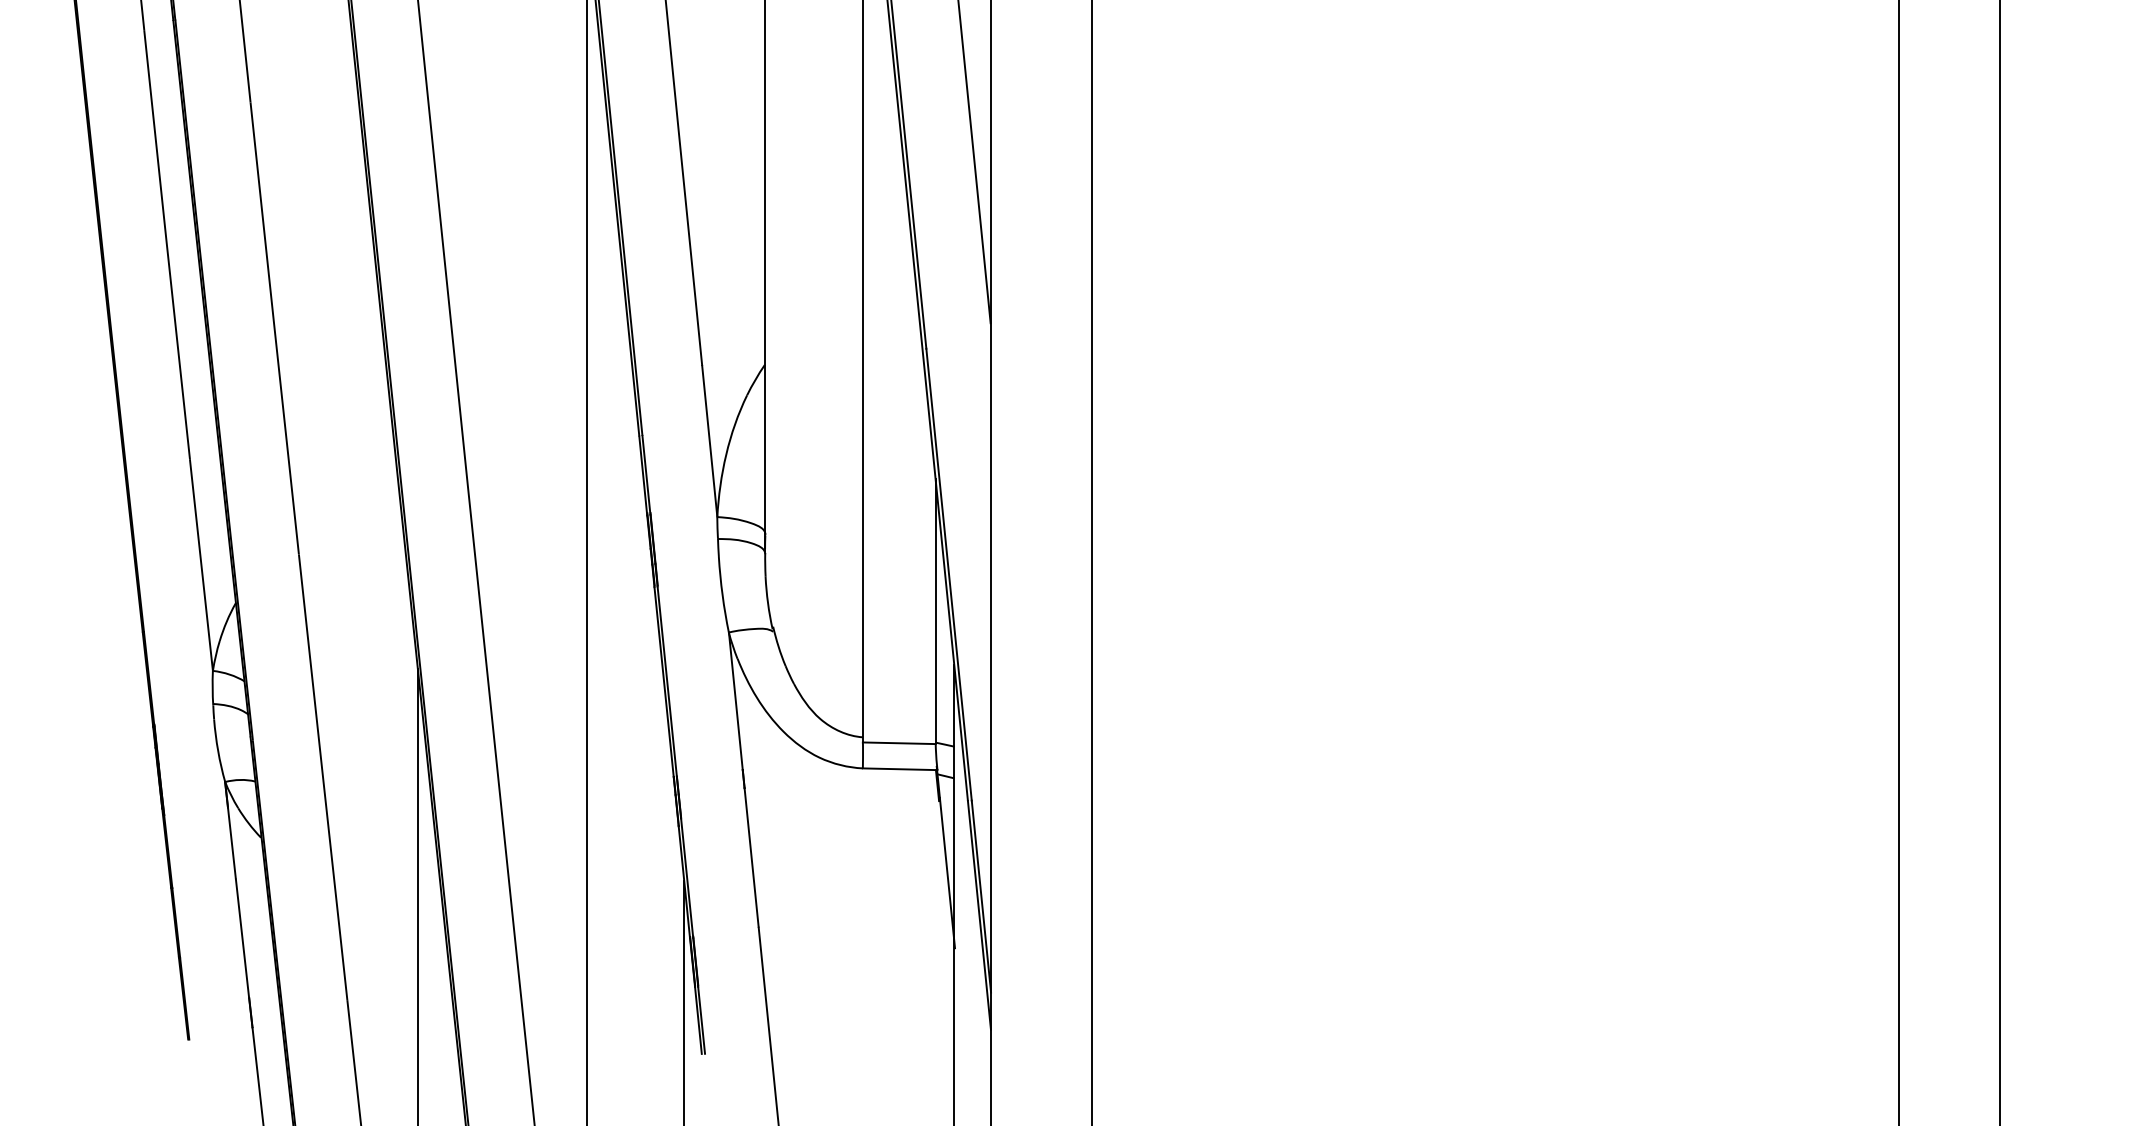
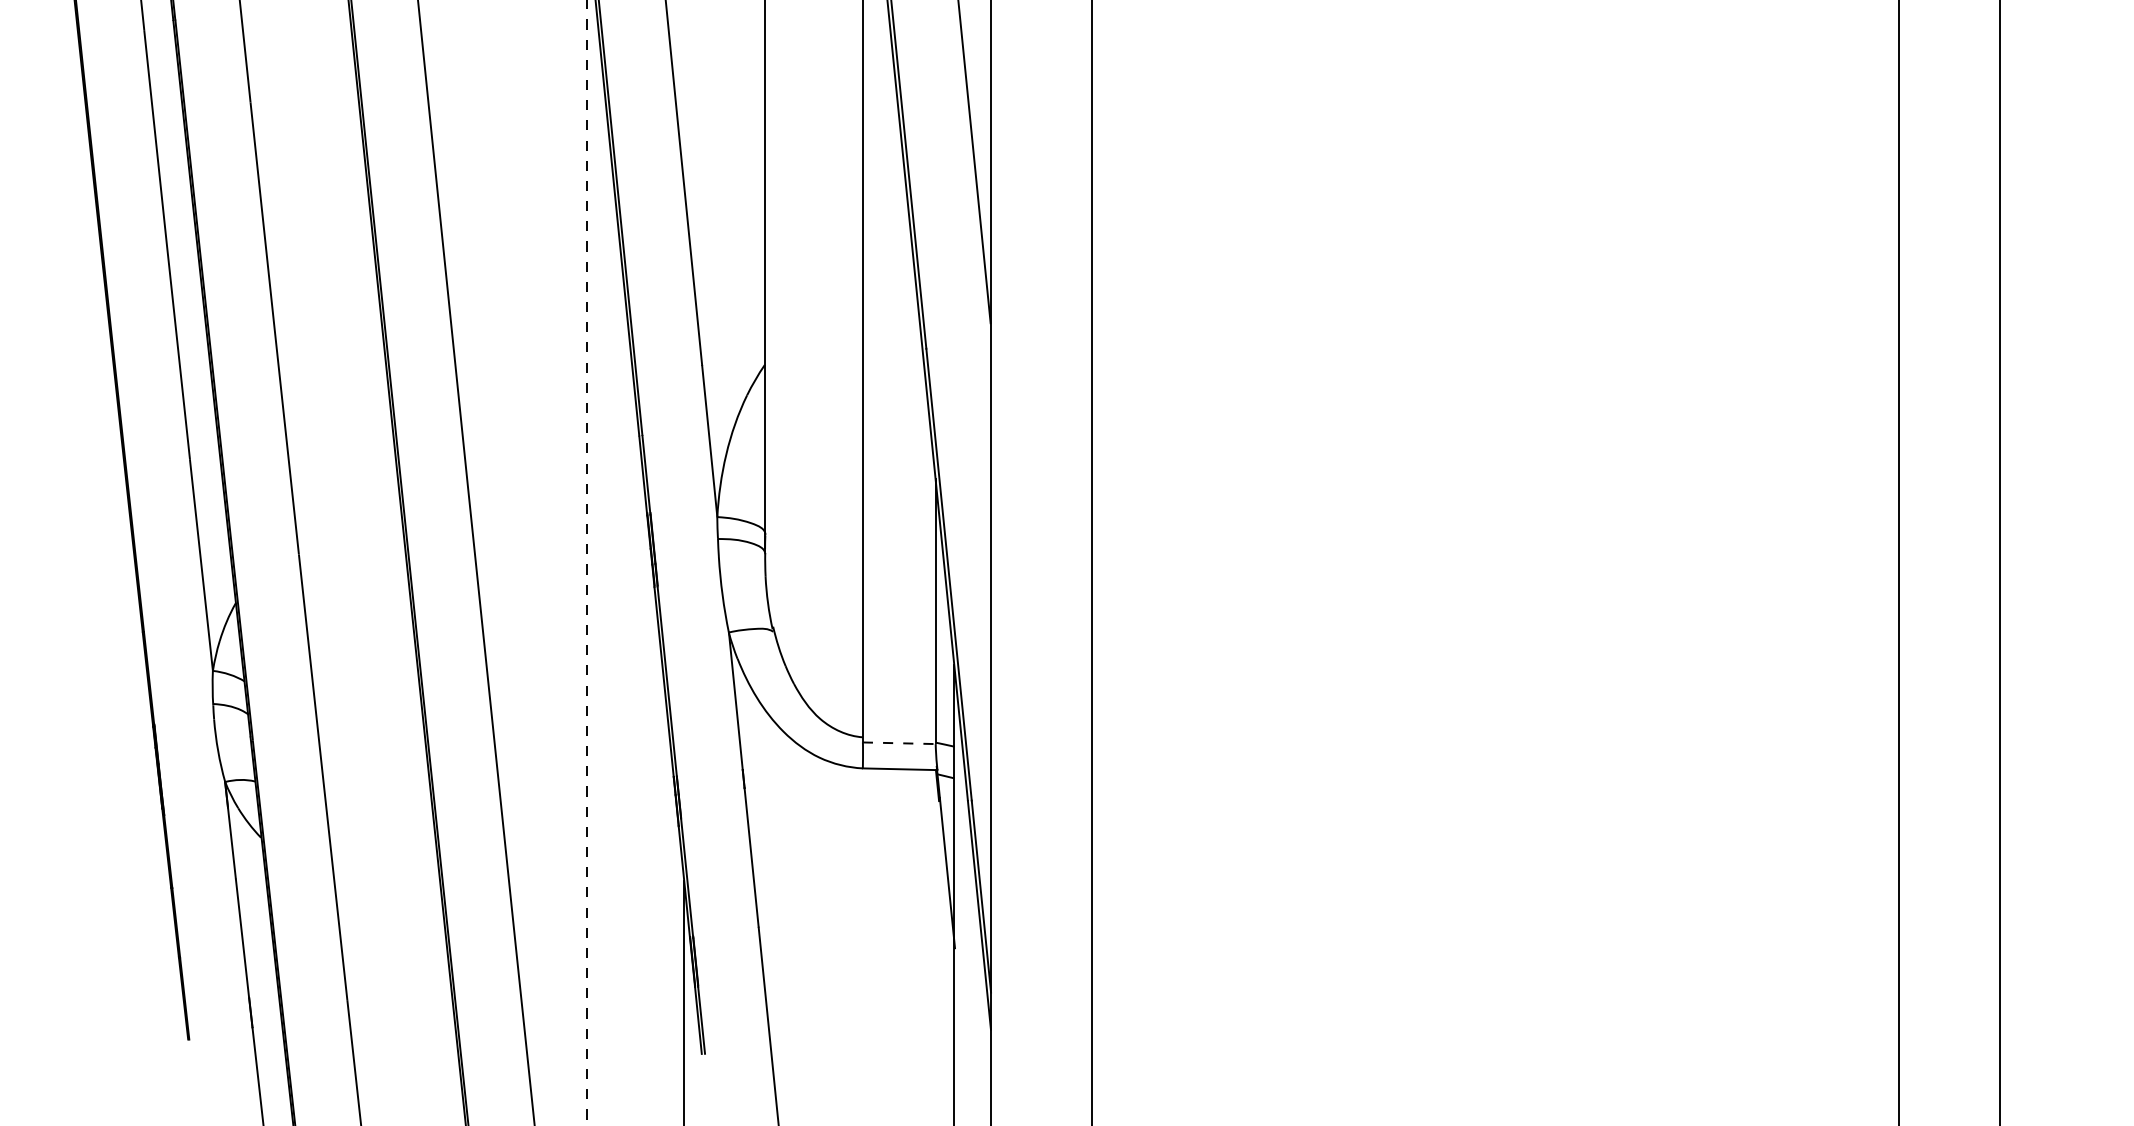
line: solid -> dashed (586, 562)
line: solid -> dashed (899, 743)
line: present -> none (418, 895)
